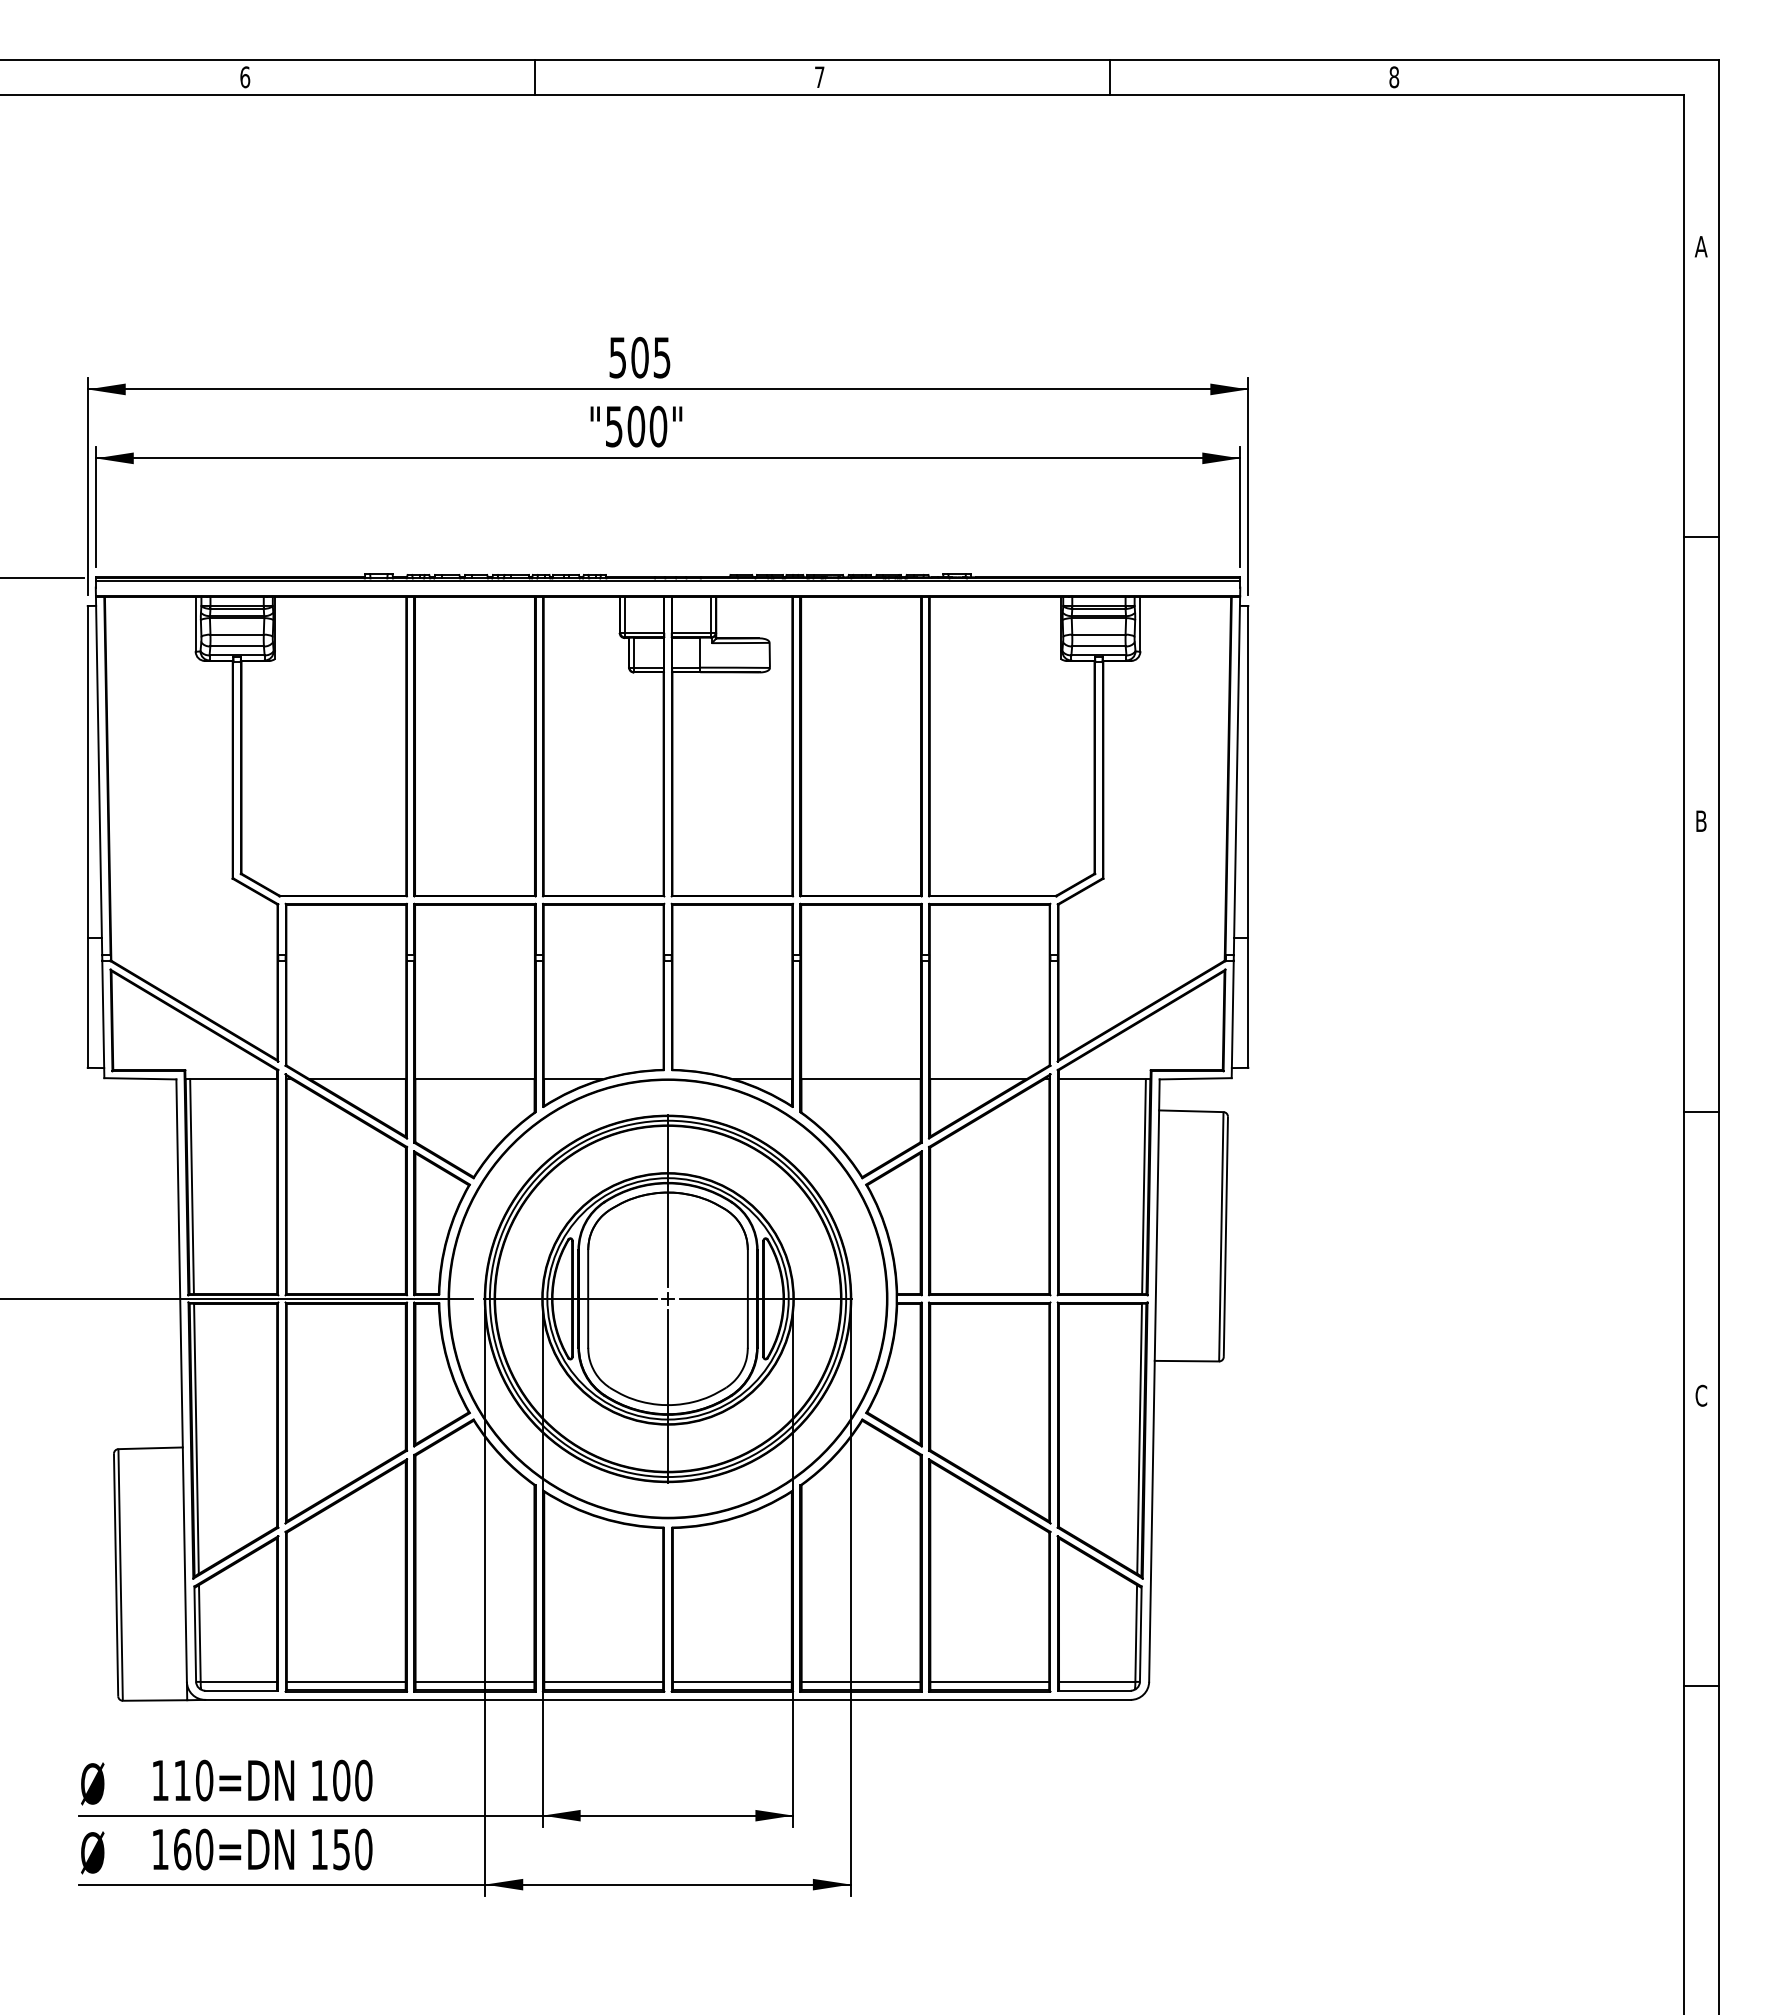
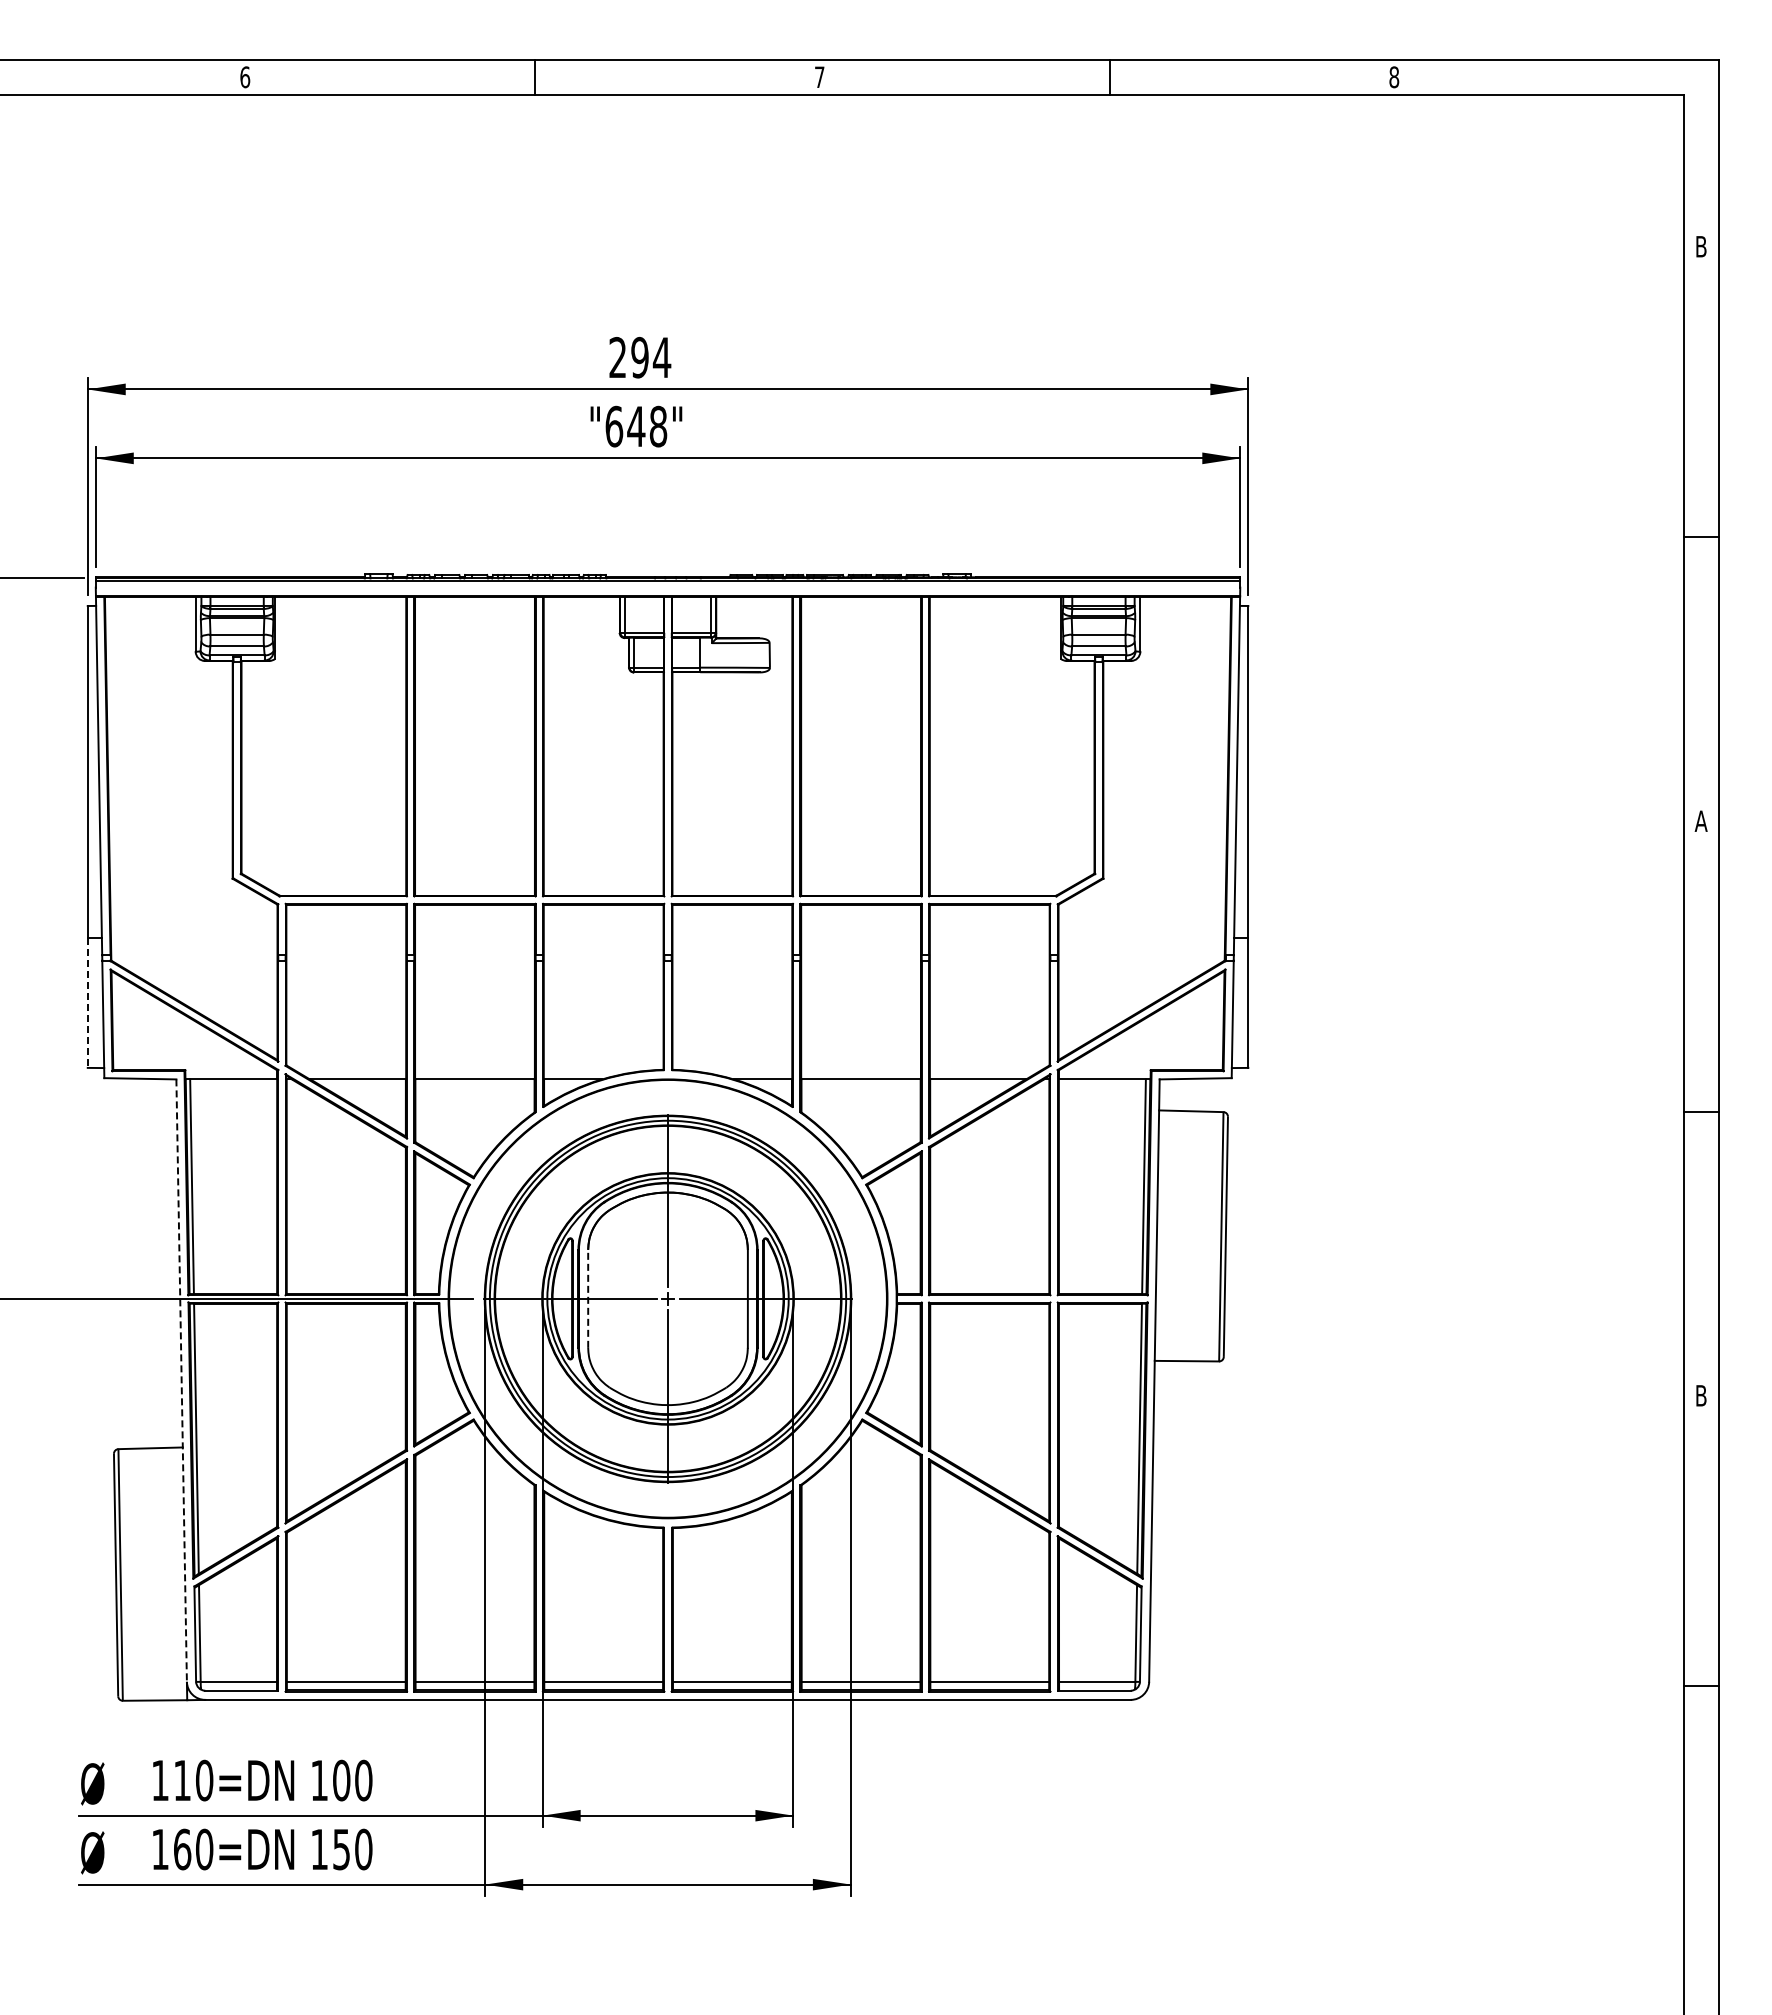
text: A -> B (1700, 246)
text: 505 -> 294 (640, 357)
text: "500" -> "648" (636, 426)
text: B -> A (1700, 820)
line: solid -> dashed (87, 1003)
line: solid -> dashed (588, 1298)
line: solid -> dashed (181, 1381)
text: C -> B (1701, 1395)
